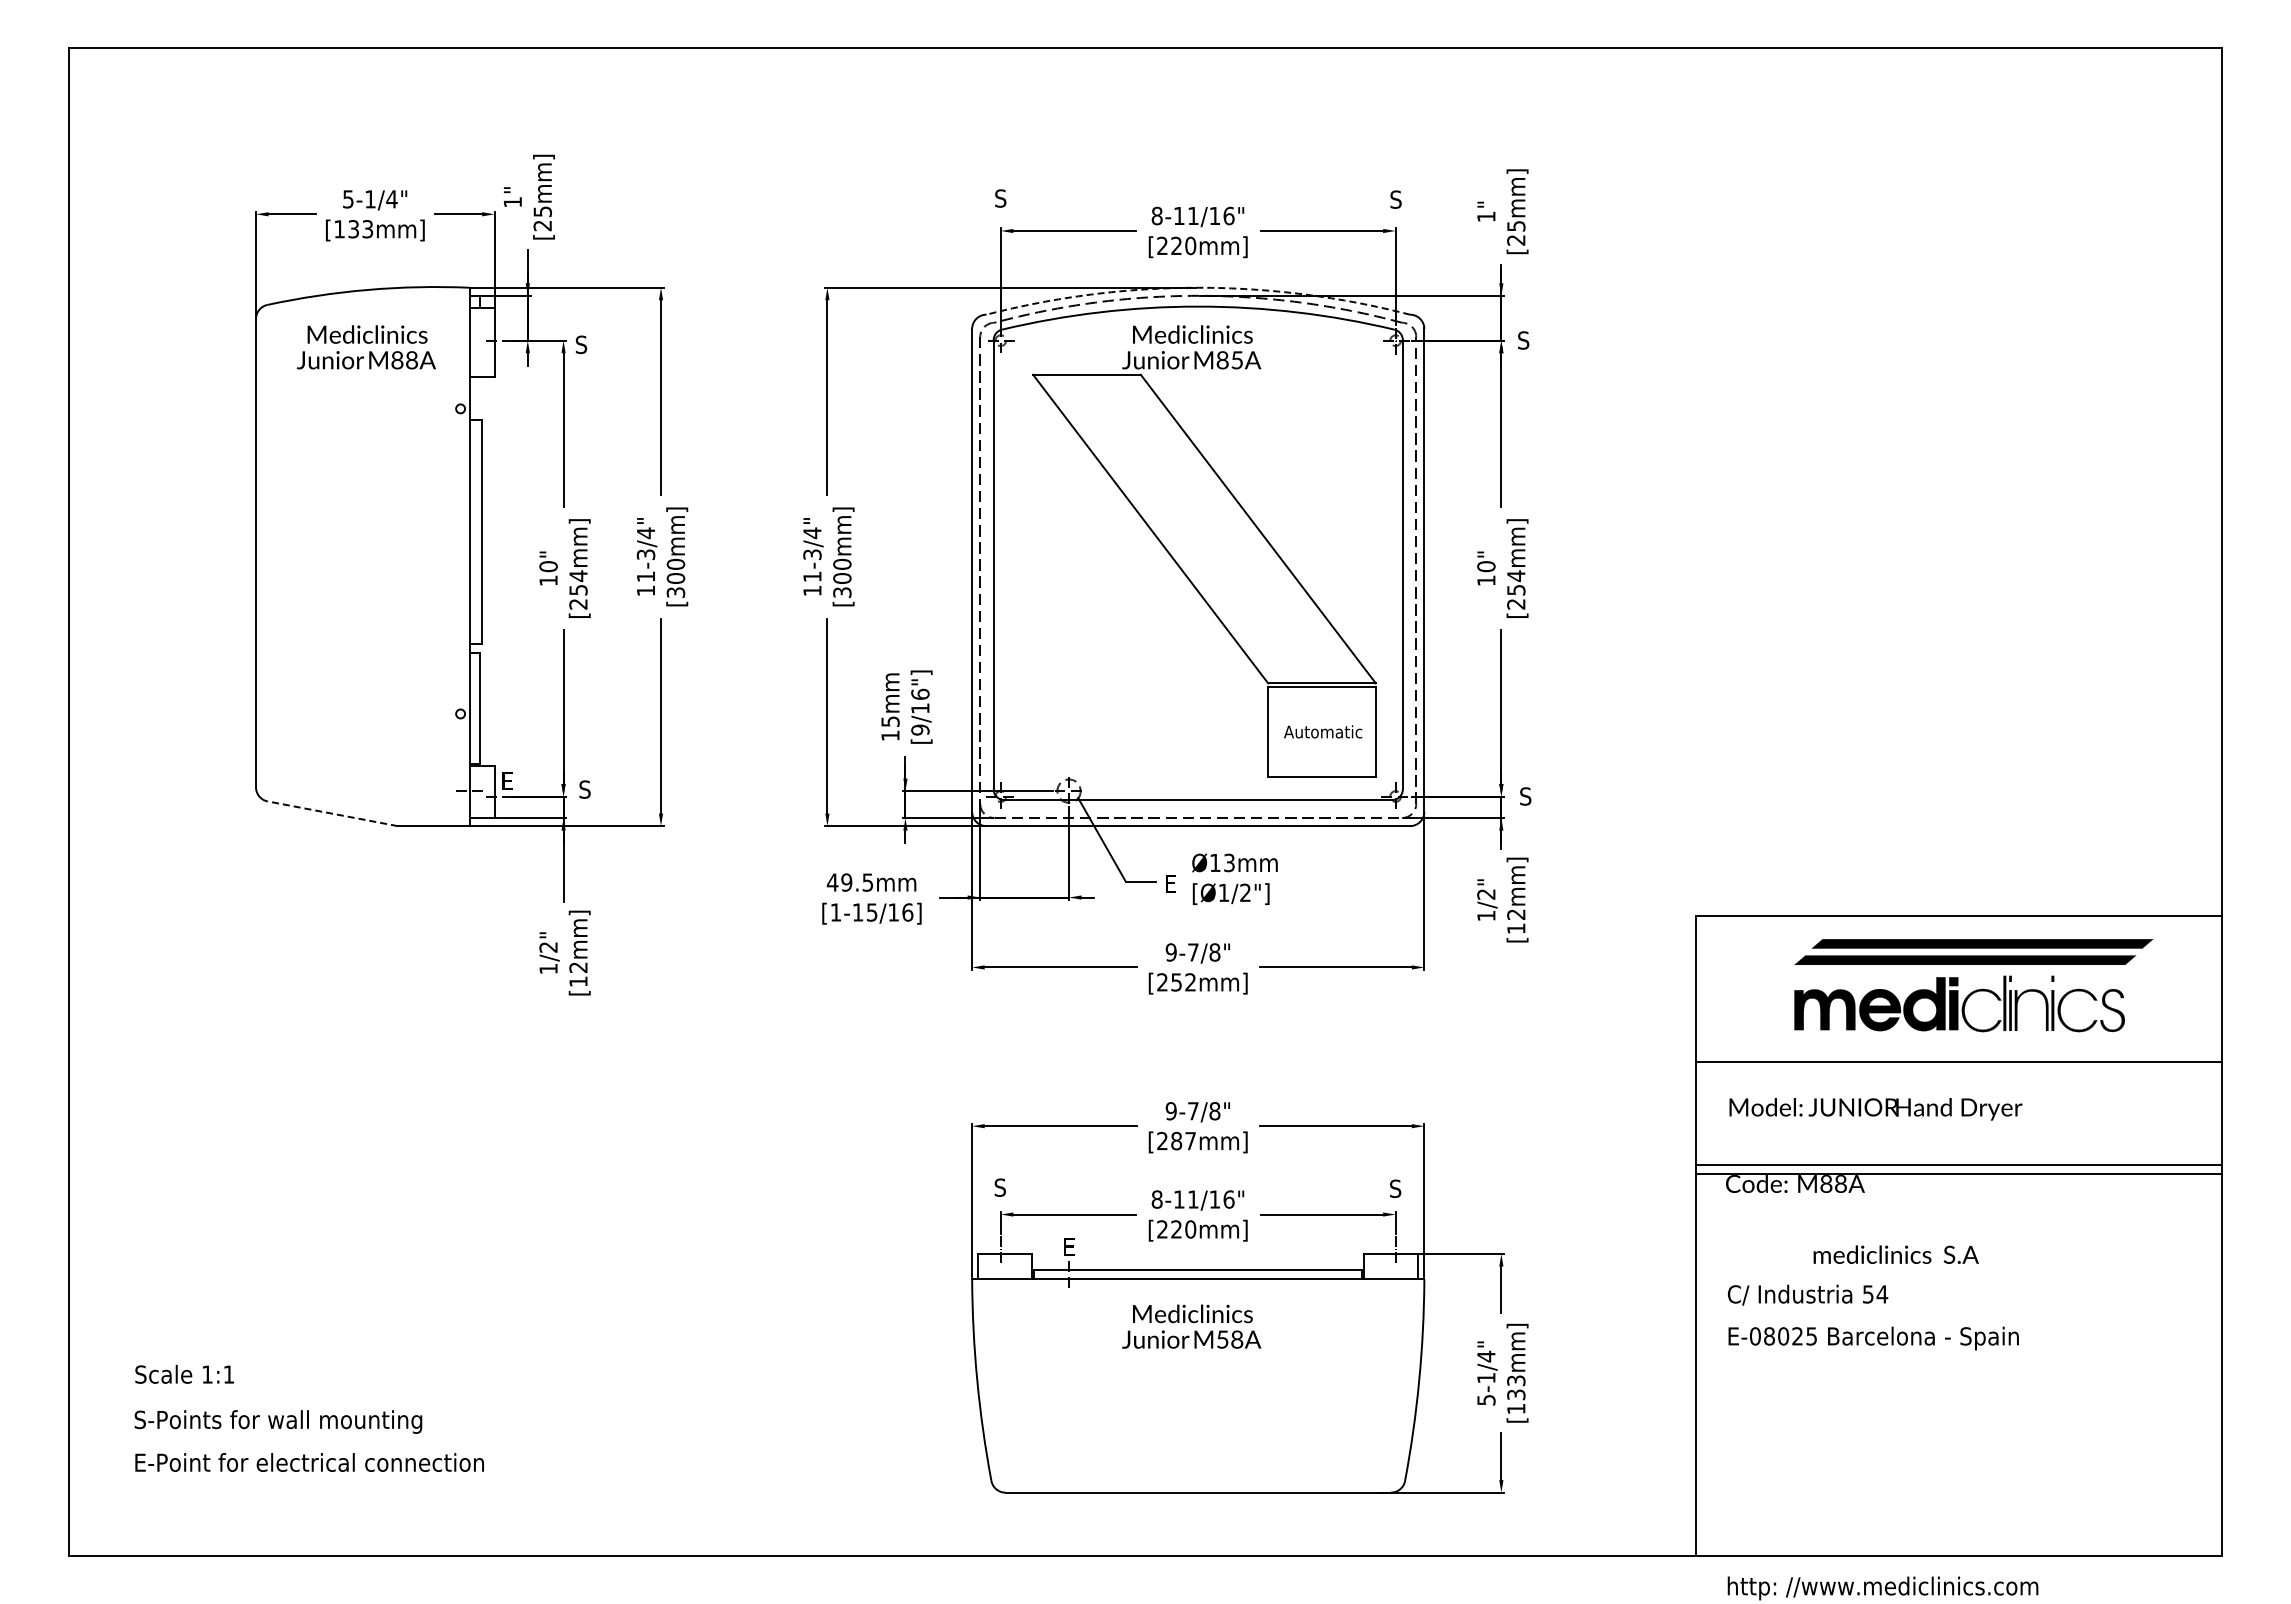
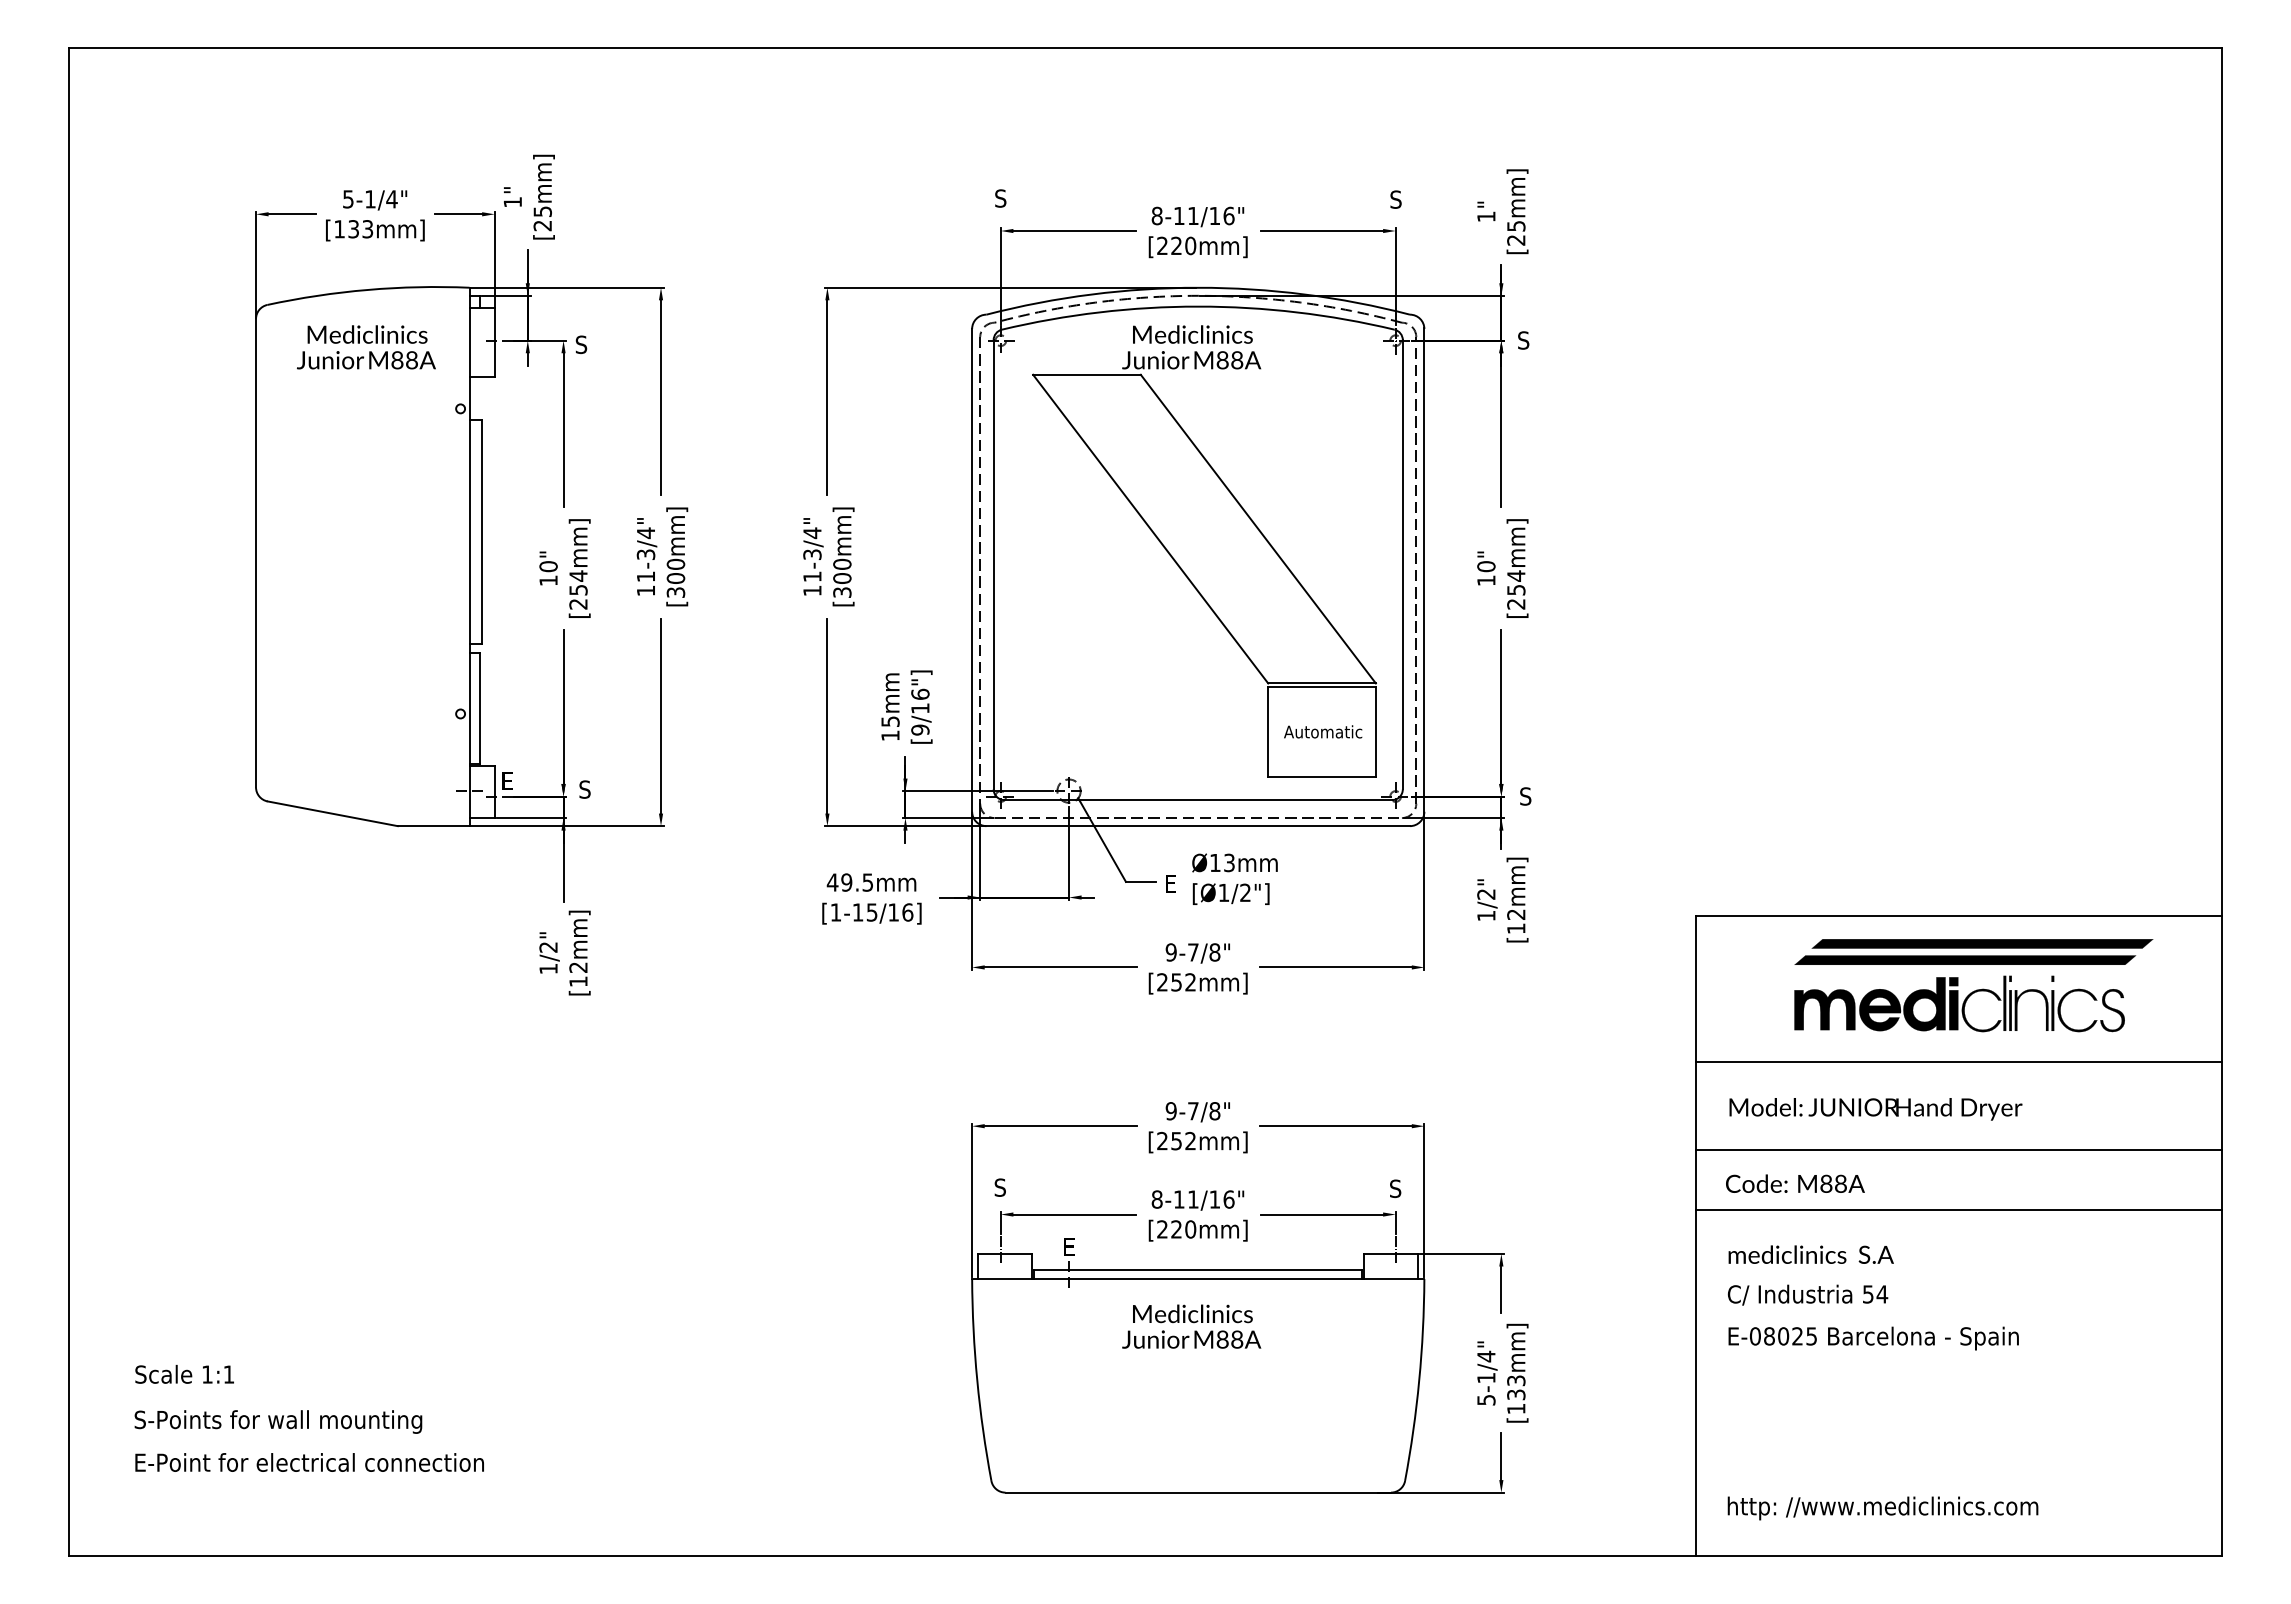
arc: dashed -> solid (1198, 287)
text: M85A -> M88A (1237, 360)
line: dashed -> solid (332, 813)
text: [287mm] -> [252mm] (1183, 1140)
line position: (1958, 1165) -> (1958, 1150) (1958, 1150)
line position: (1958, 1174) -> (1958, 1210) (1958, 1210)
text position: (1895, 1254) -> (1810, 1254) (1810, 1254)
text: M58A -> M88A (1222, 1339)
text position: (1882, 1588) -> (1882, 1508) (1882, 1508)
